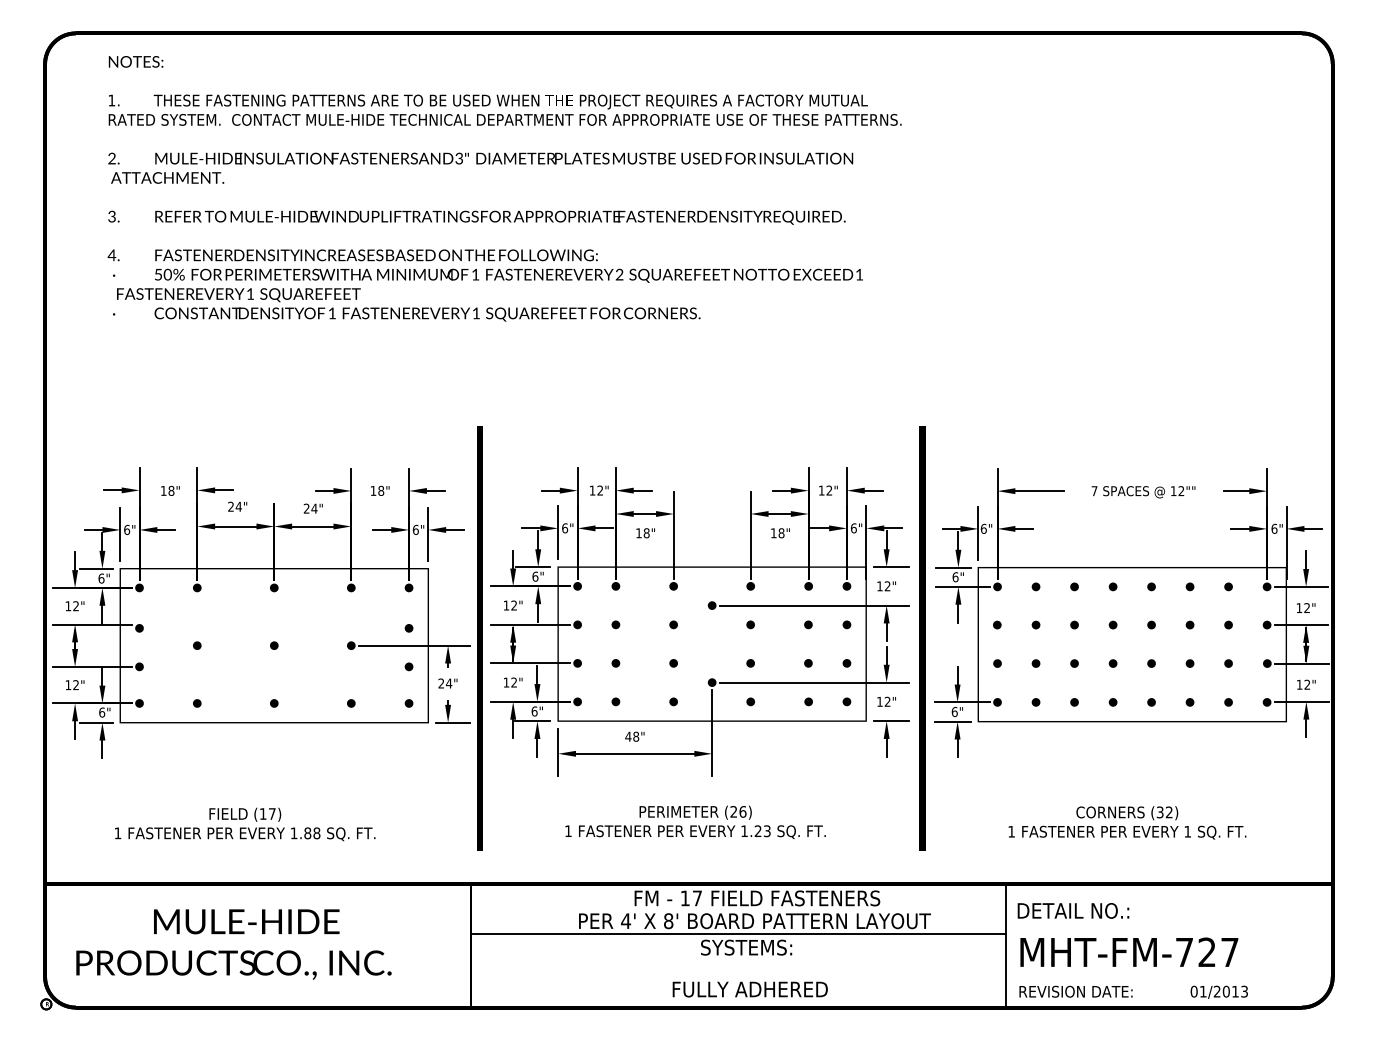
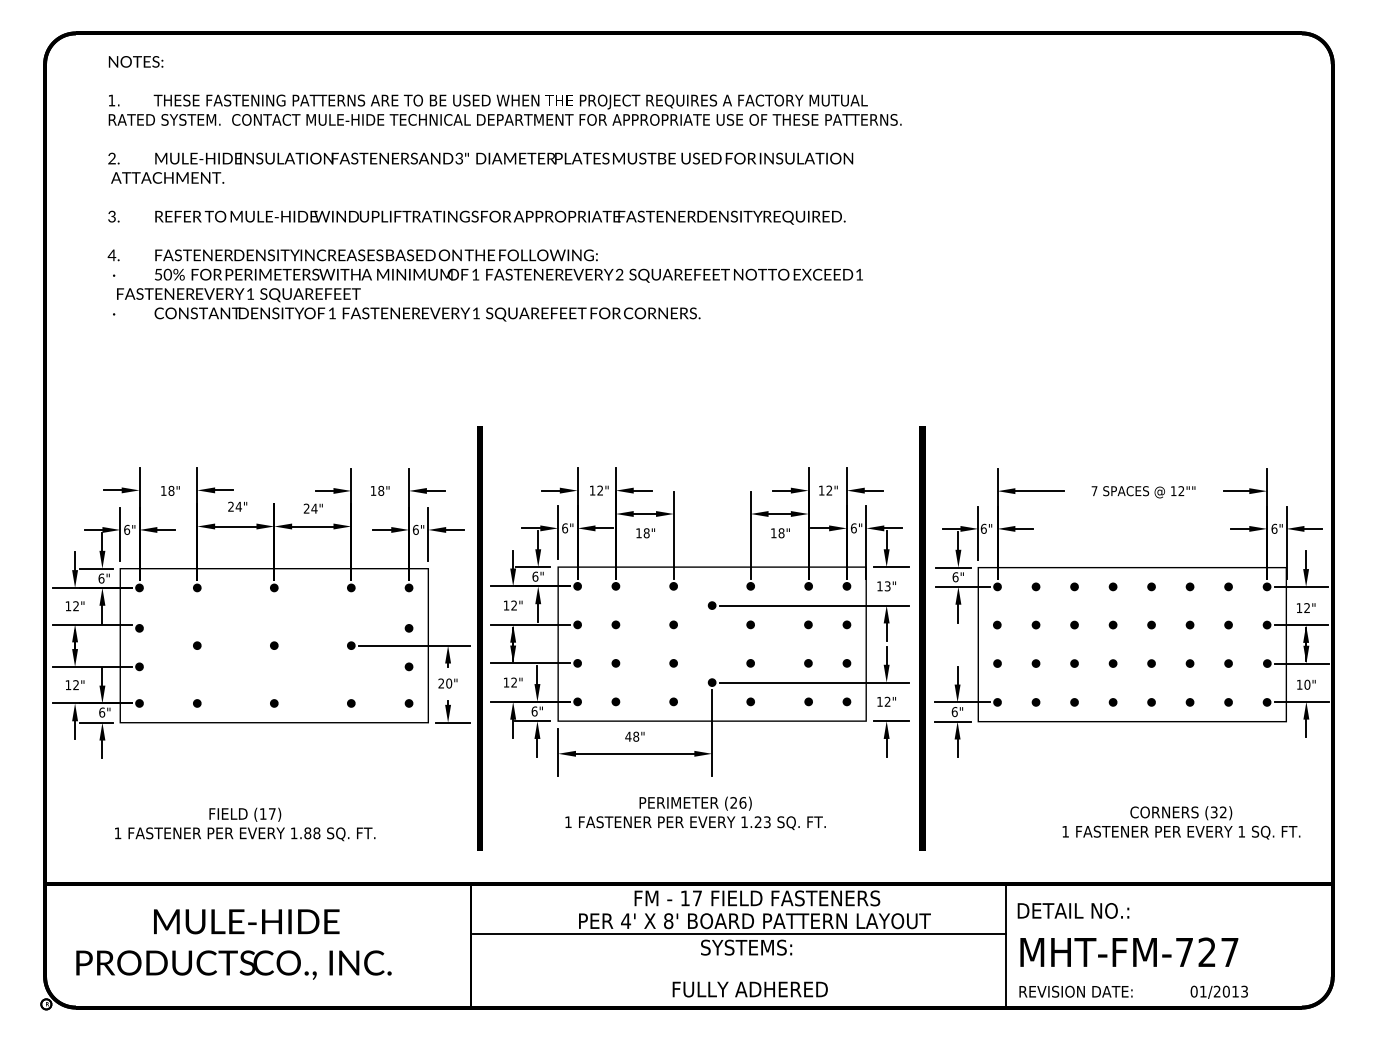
text: 12" -> 13" (887, 586)
text: 24" -> 20" (448, 683)
text: 12" -> 10" (1307, 684)
text position: (695, 821) -> (695, 812) (695, 812)
text position: (1127, 822) -> (1181, 822) (1181, 822)
